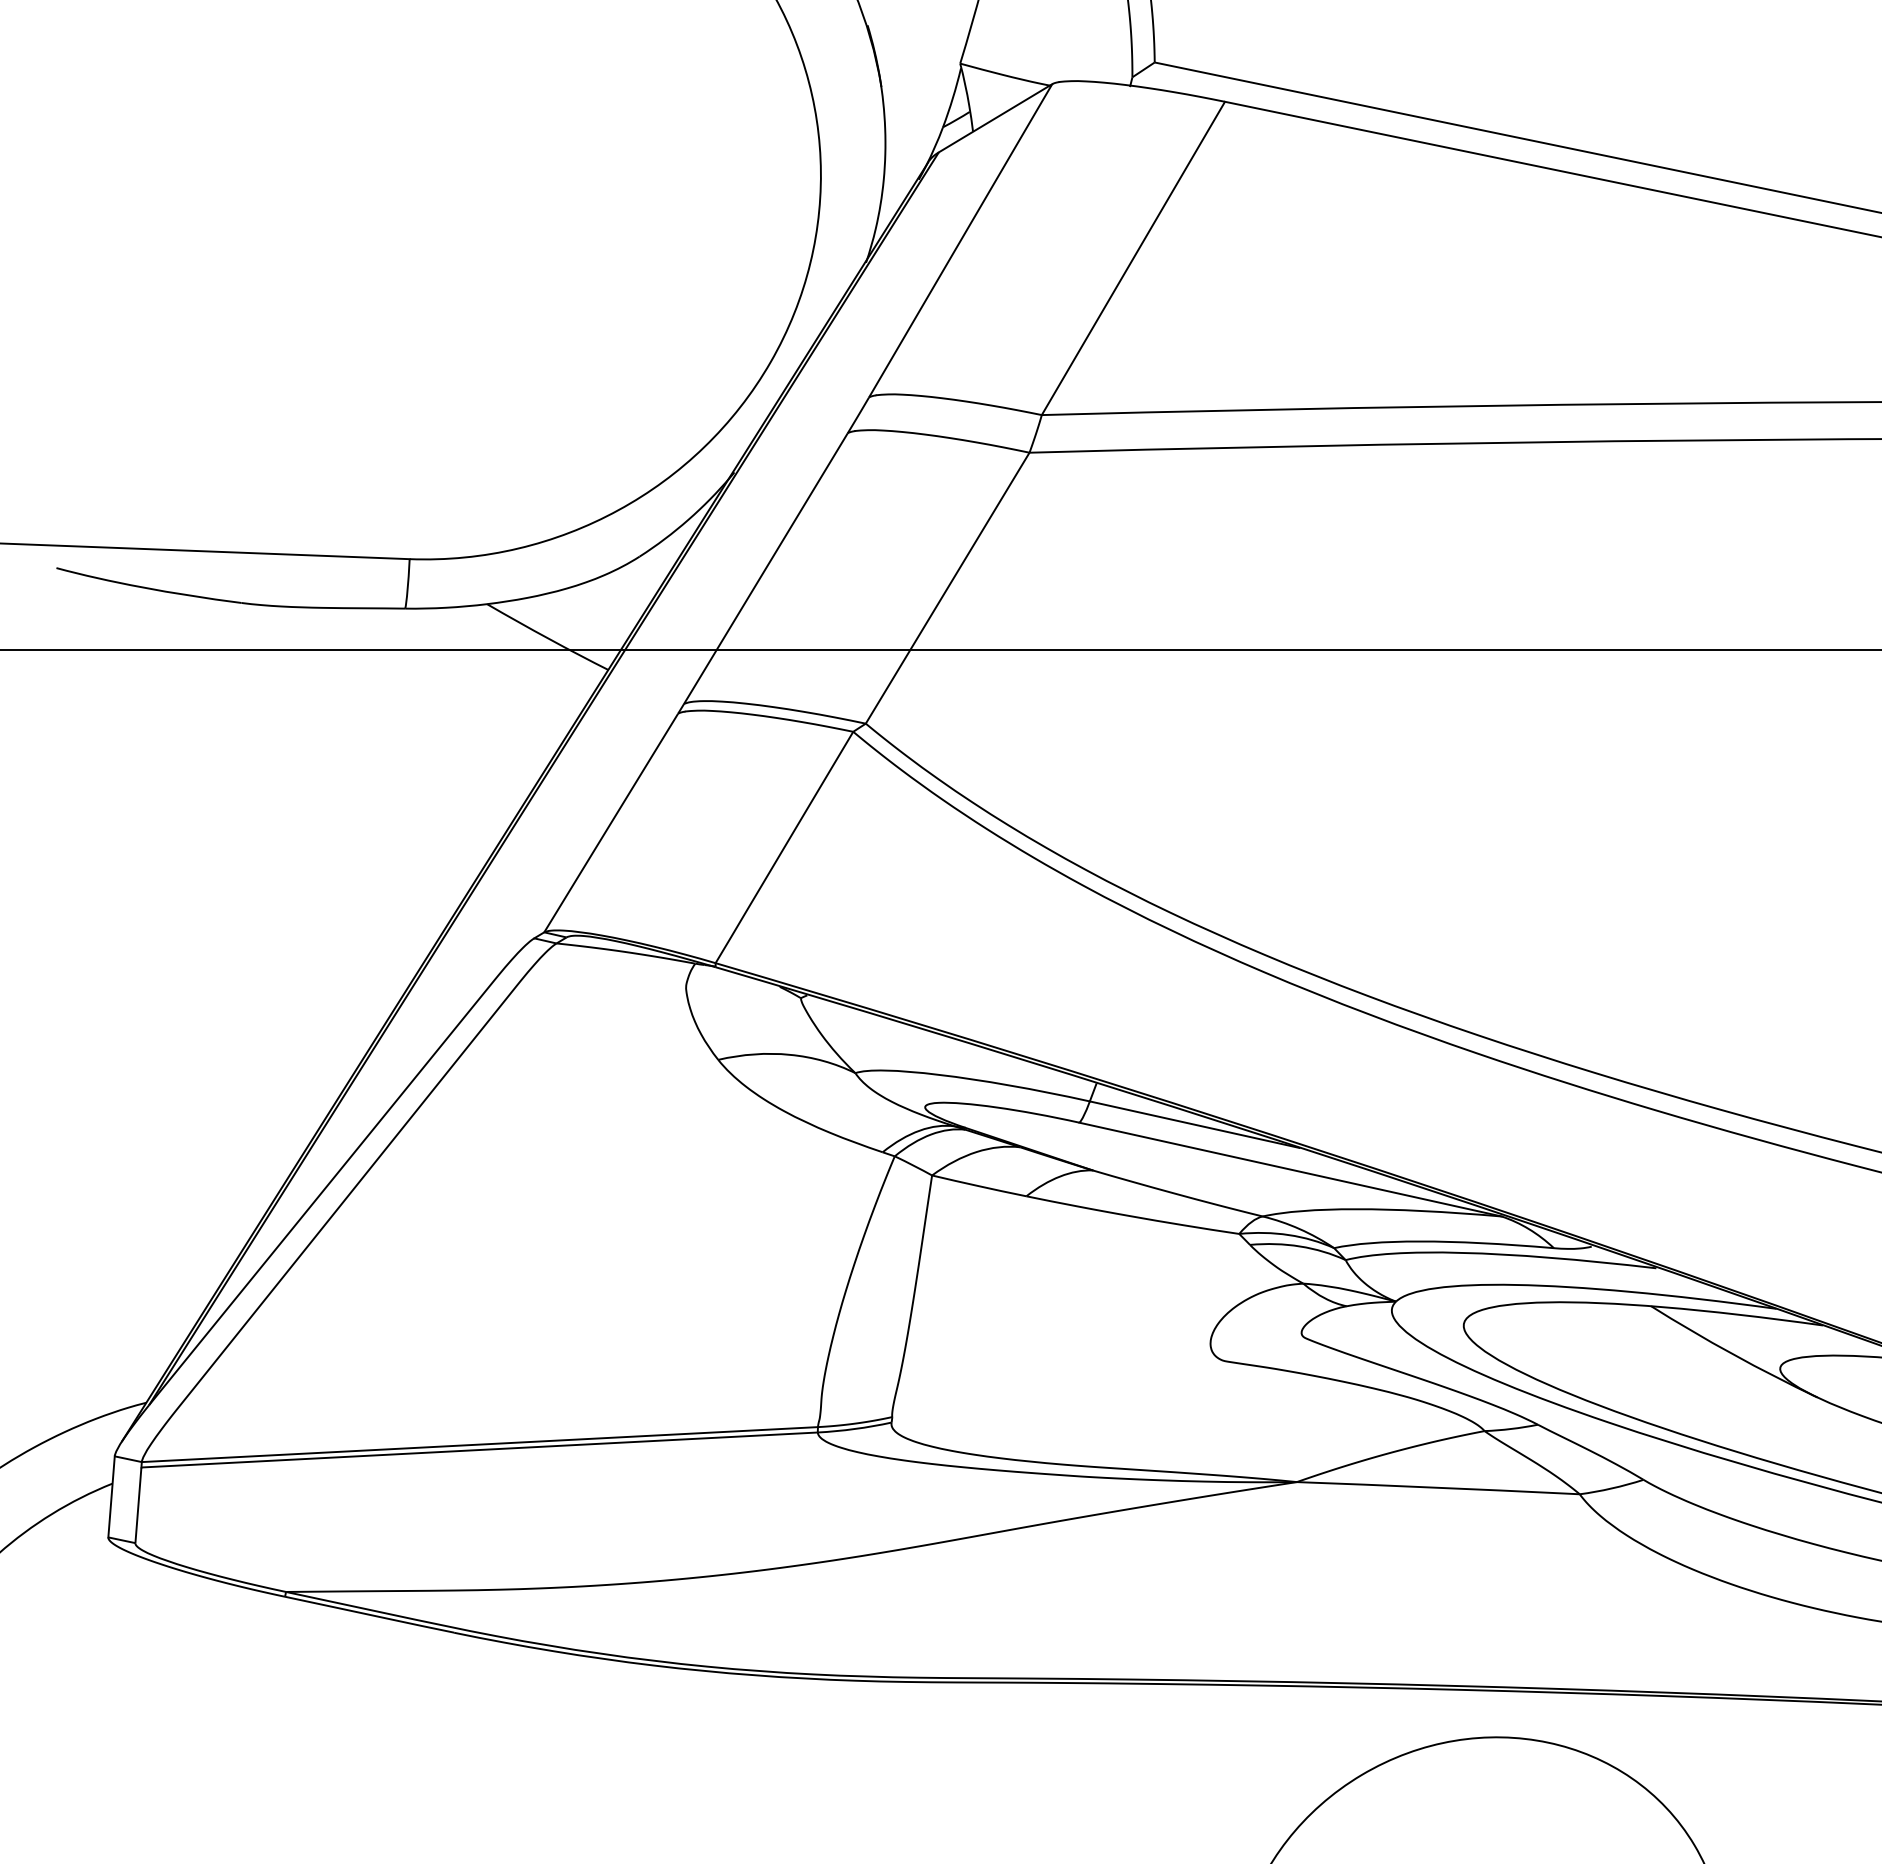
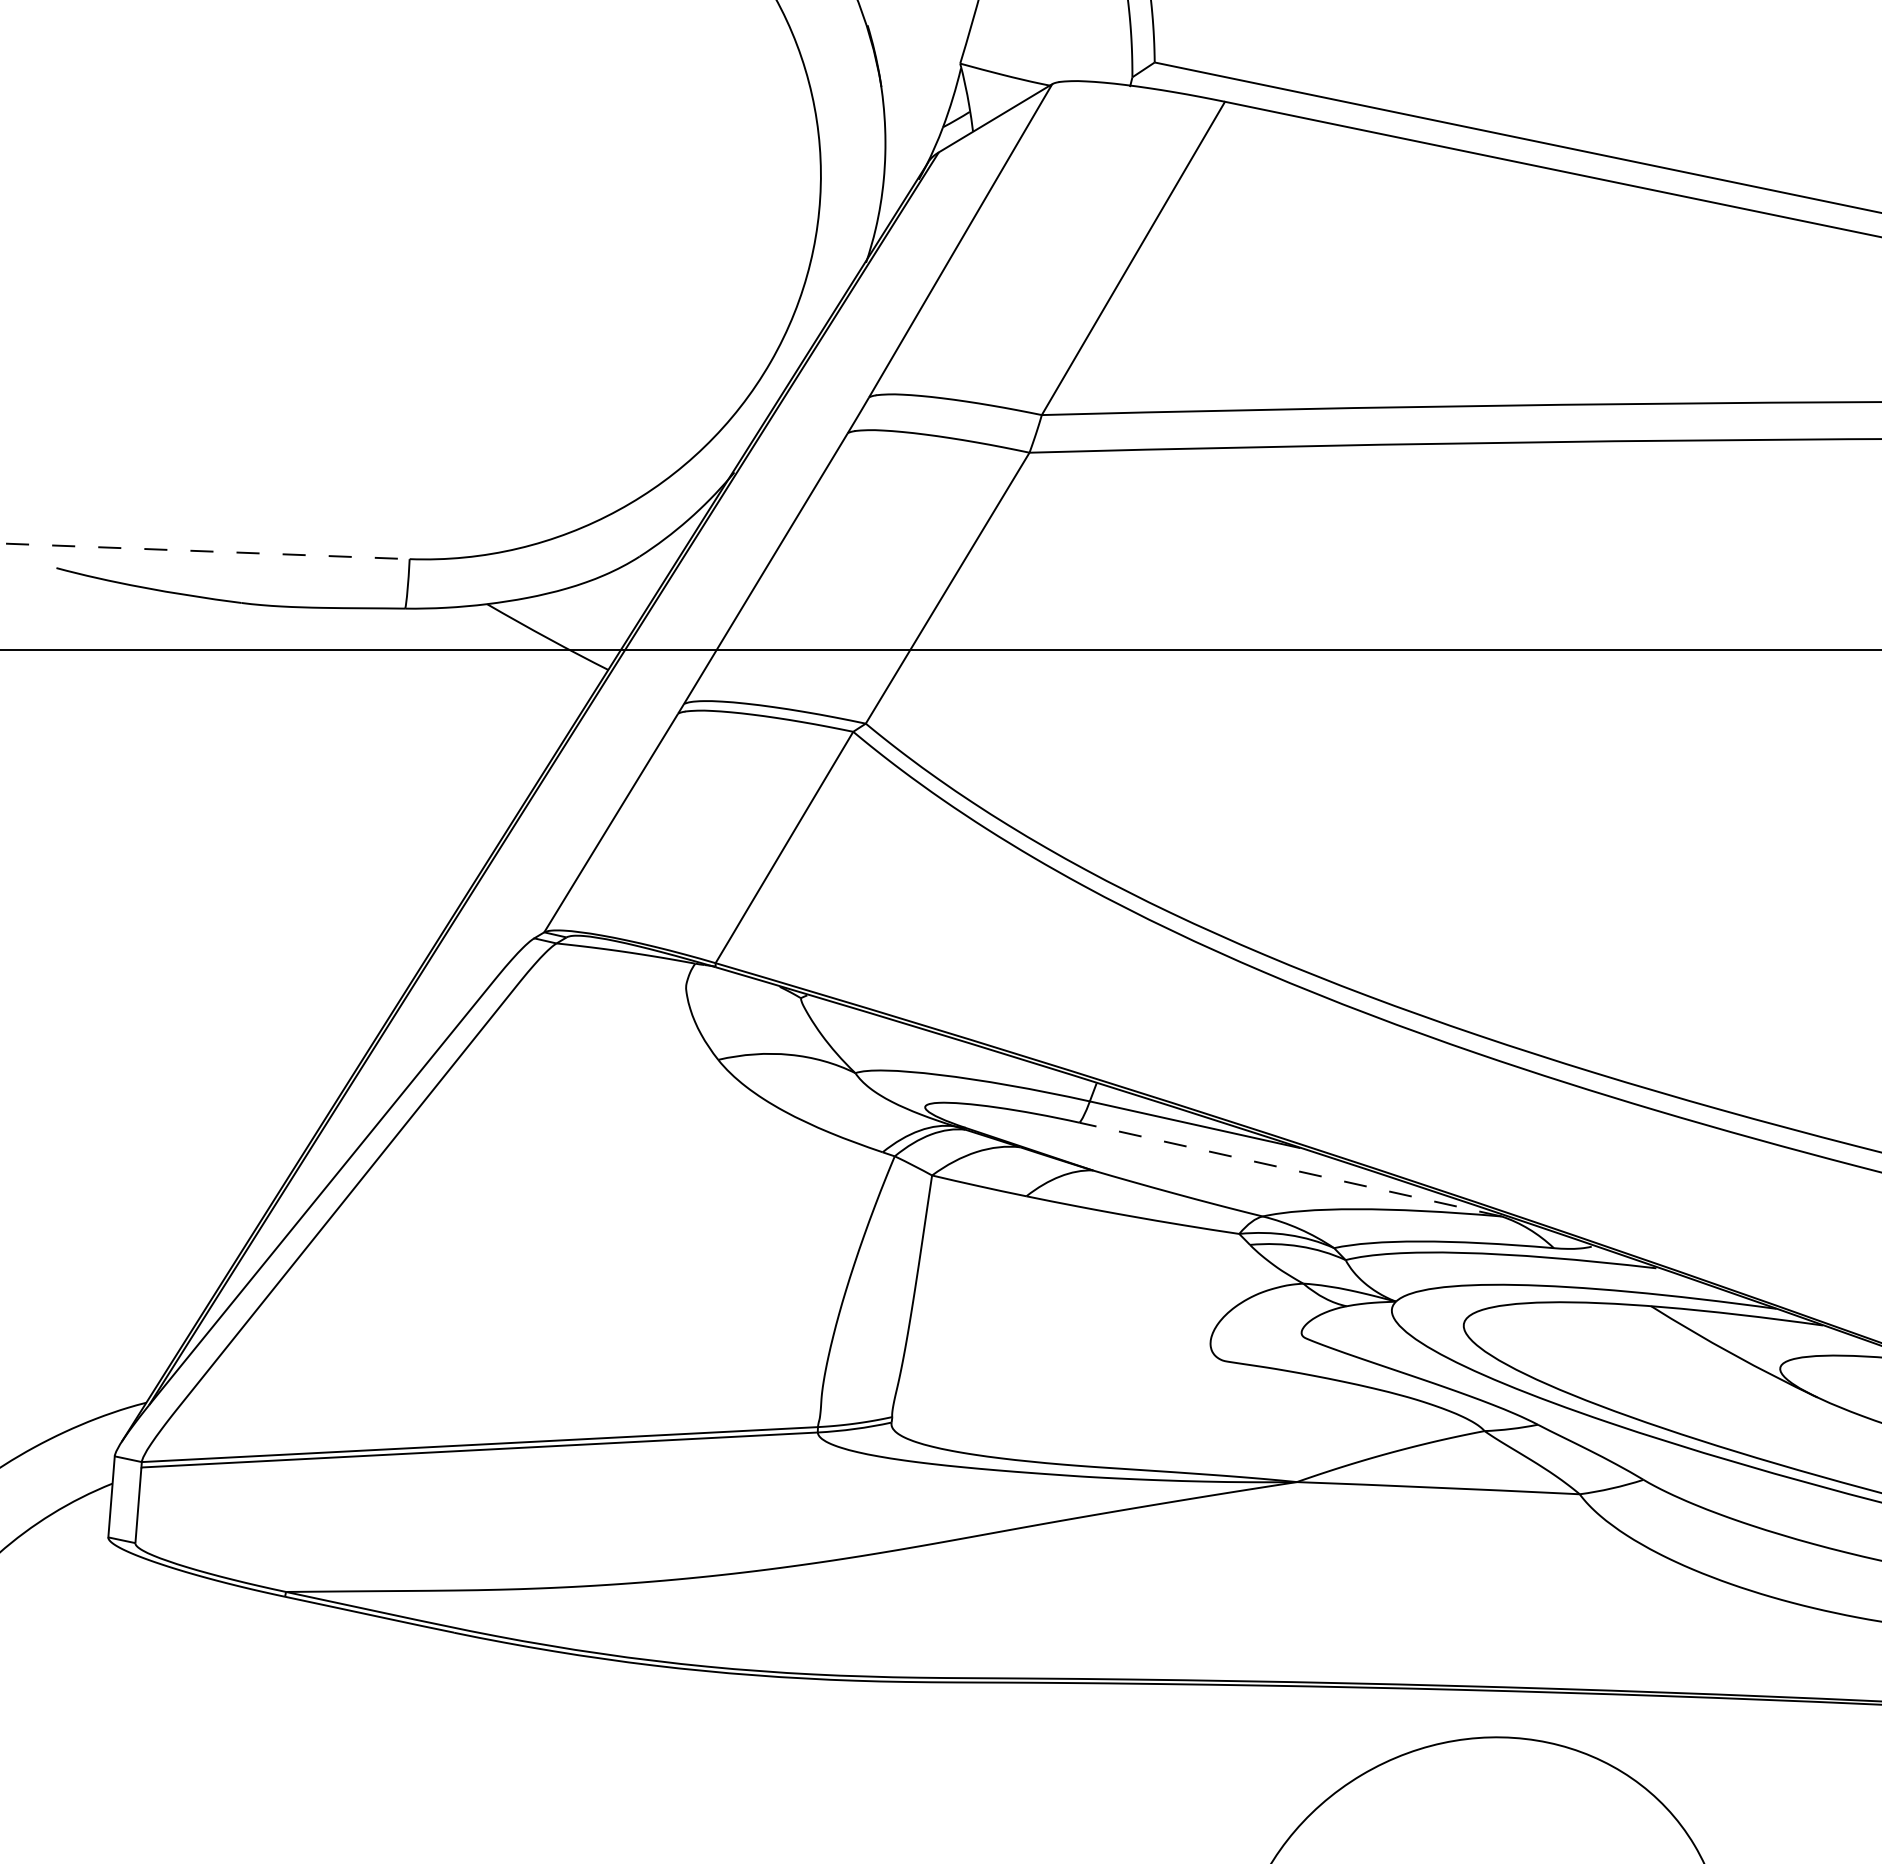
line: solid -> dashed (204, 551)
line: solid -> dashed (1290, 1169)
